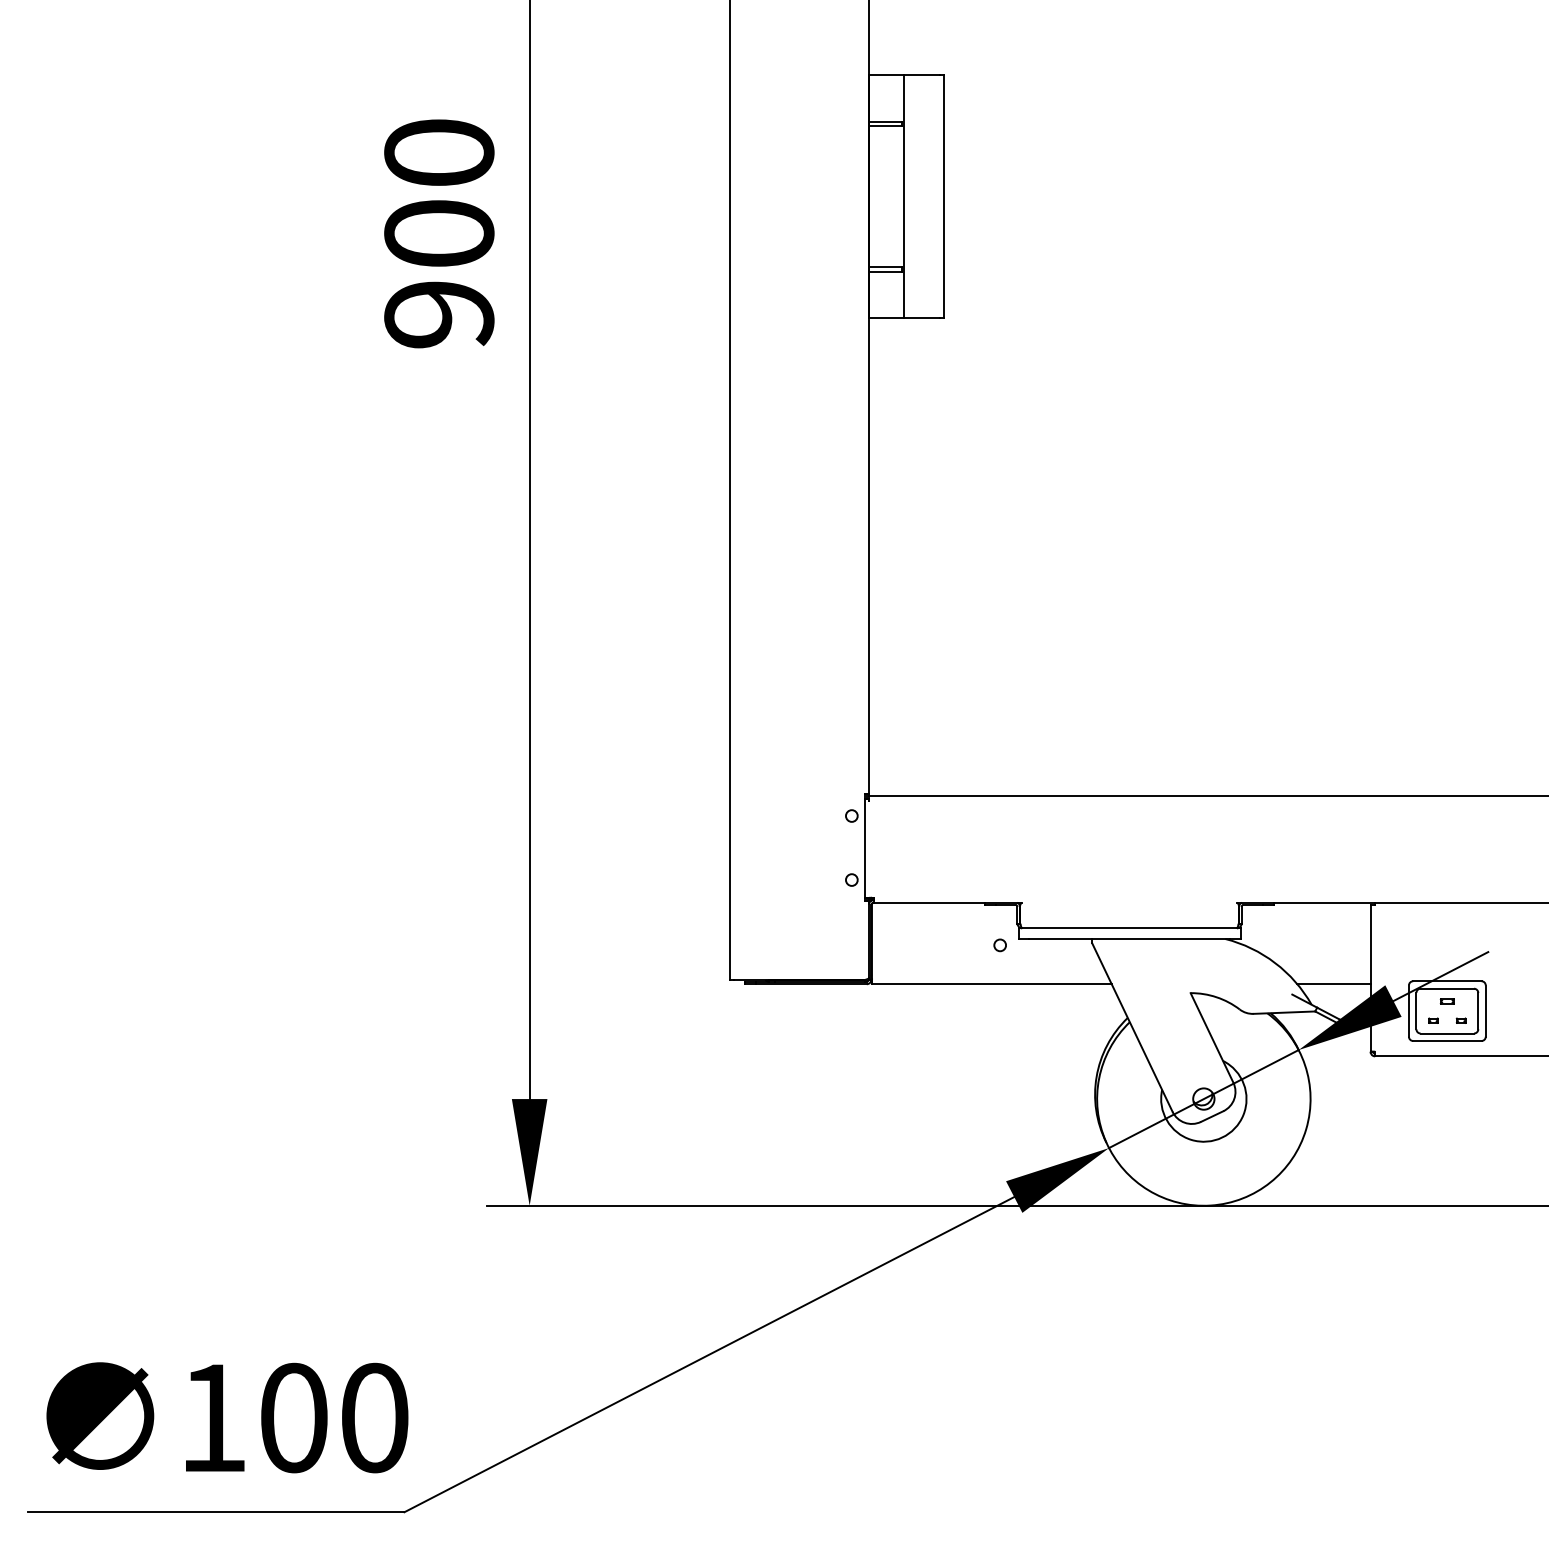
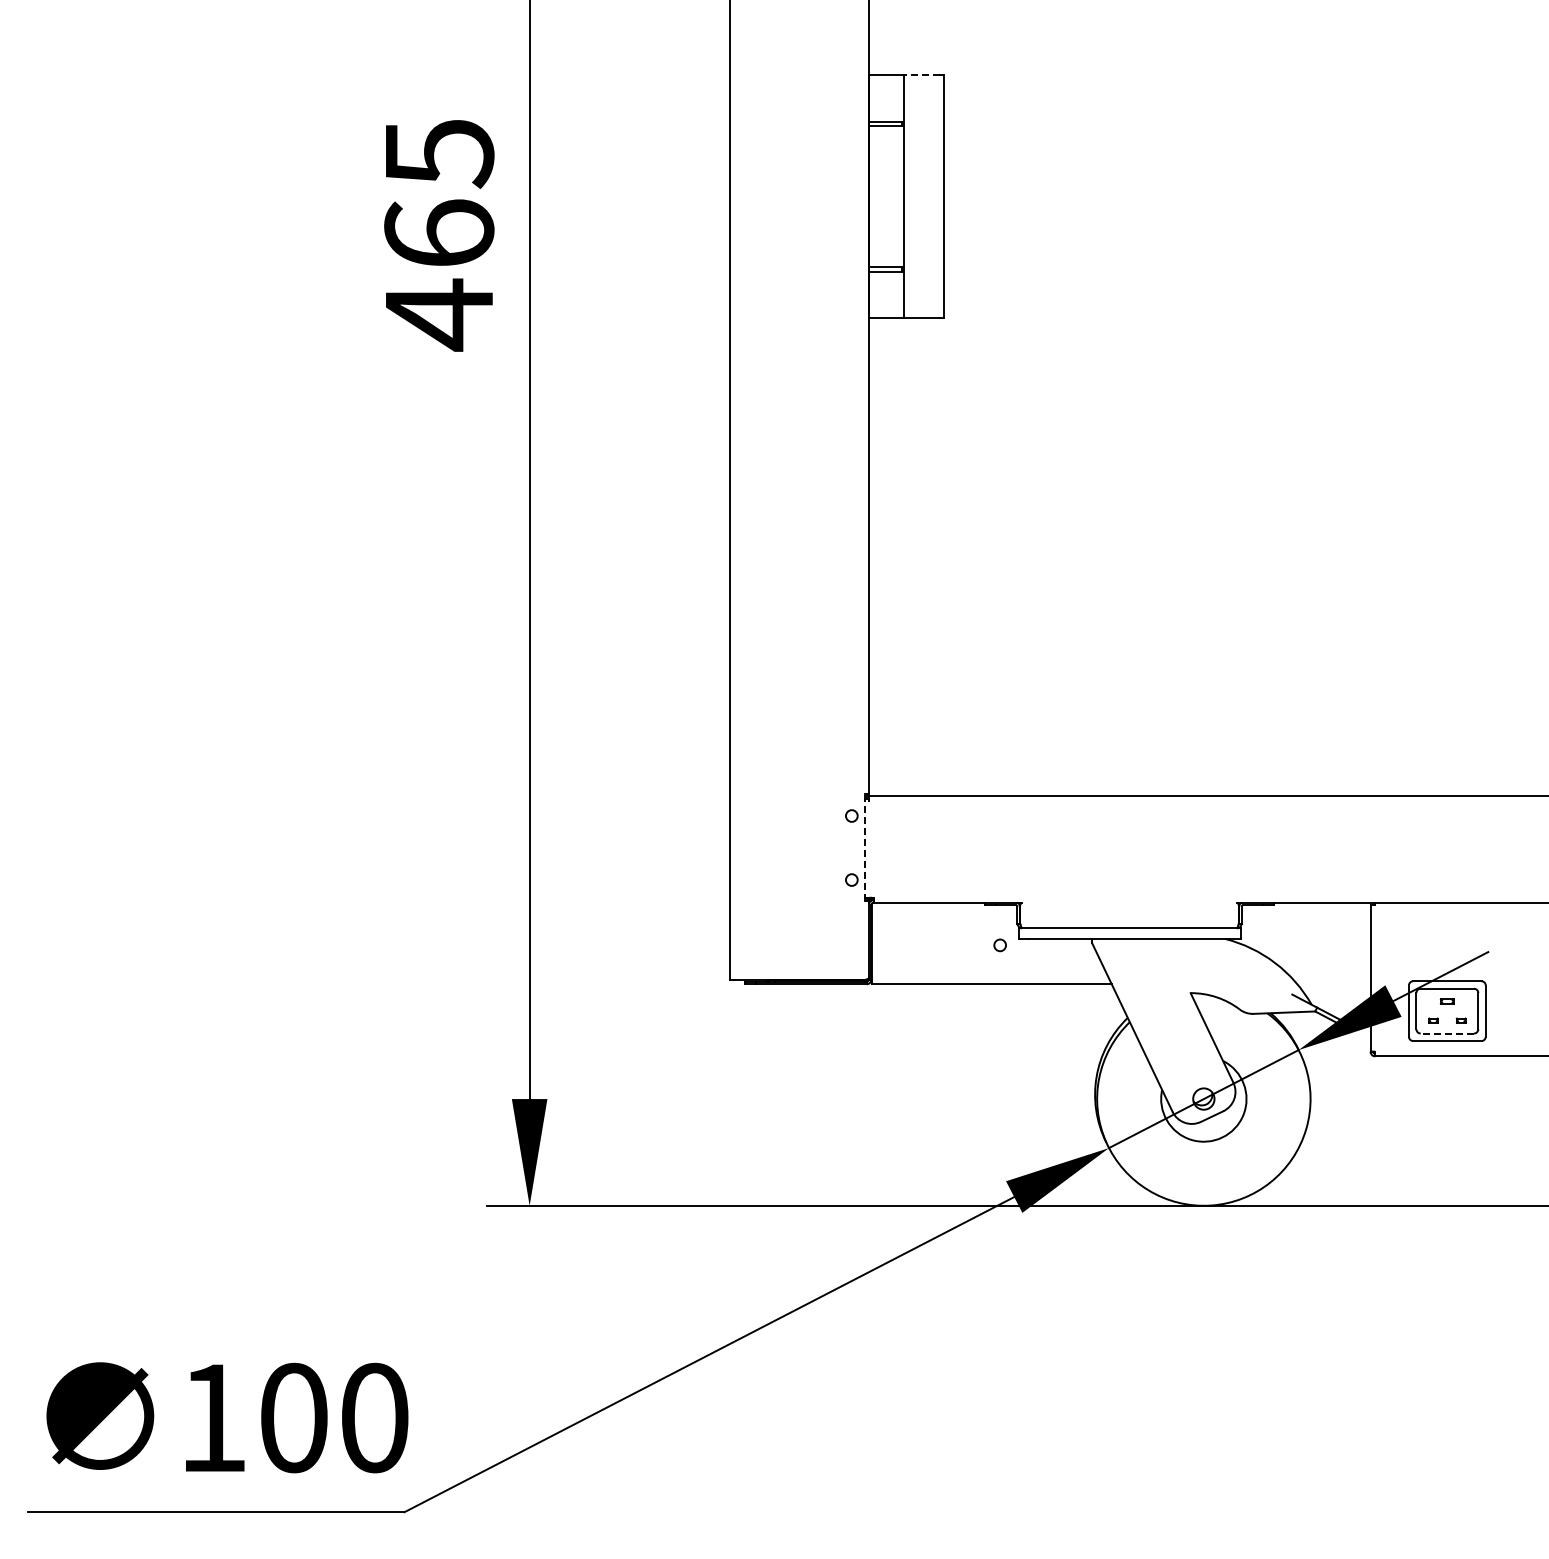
line: solid -> dashed (921, 75)
text: 900 -> 465 (439, 235)
line: solid -> dashed (864, 847)
line: present -> none (1333, 984)
line: solid -> dashed (1447, 1033)
